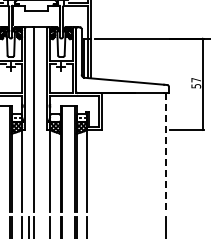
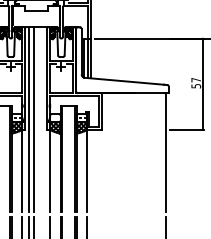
line: none -> present (28, 119)
line: dashed -> solid (165, 153)
